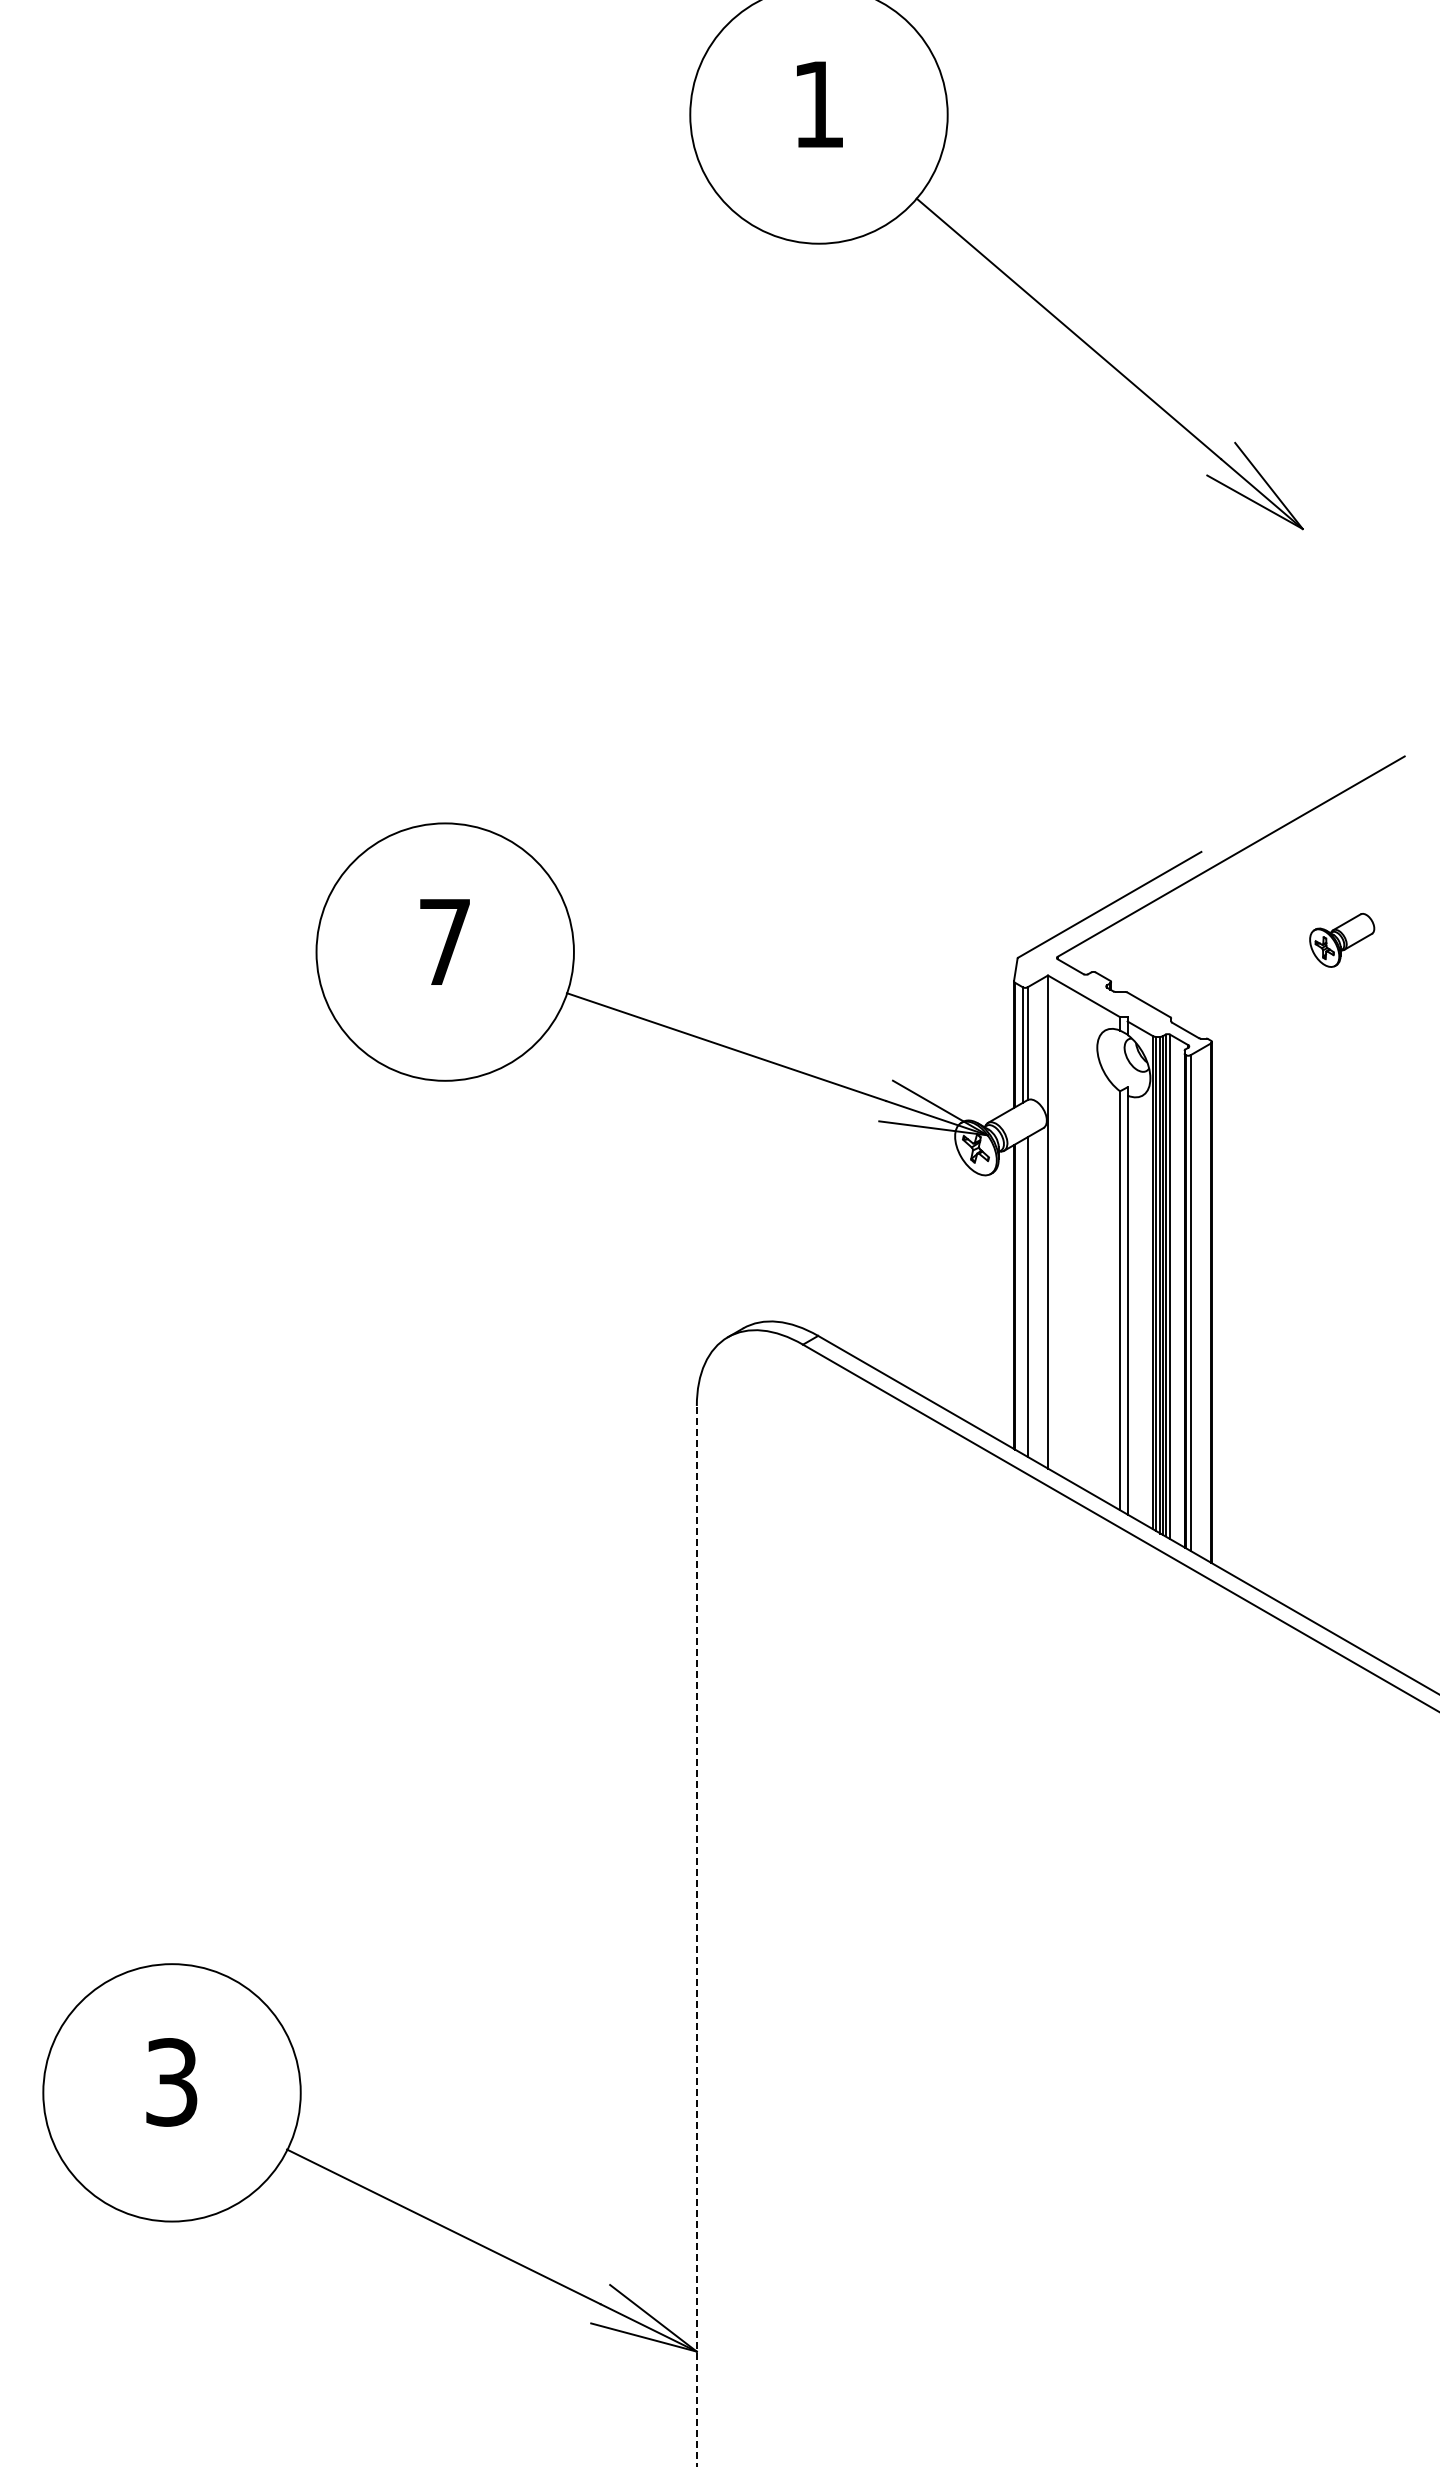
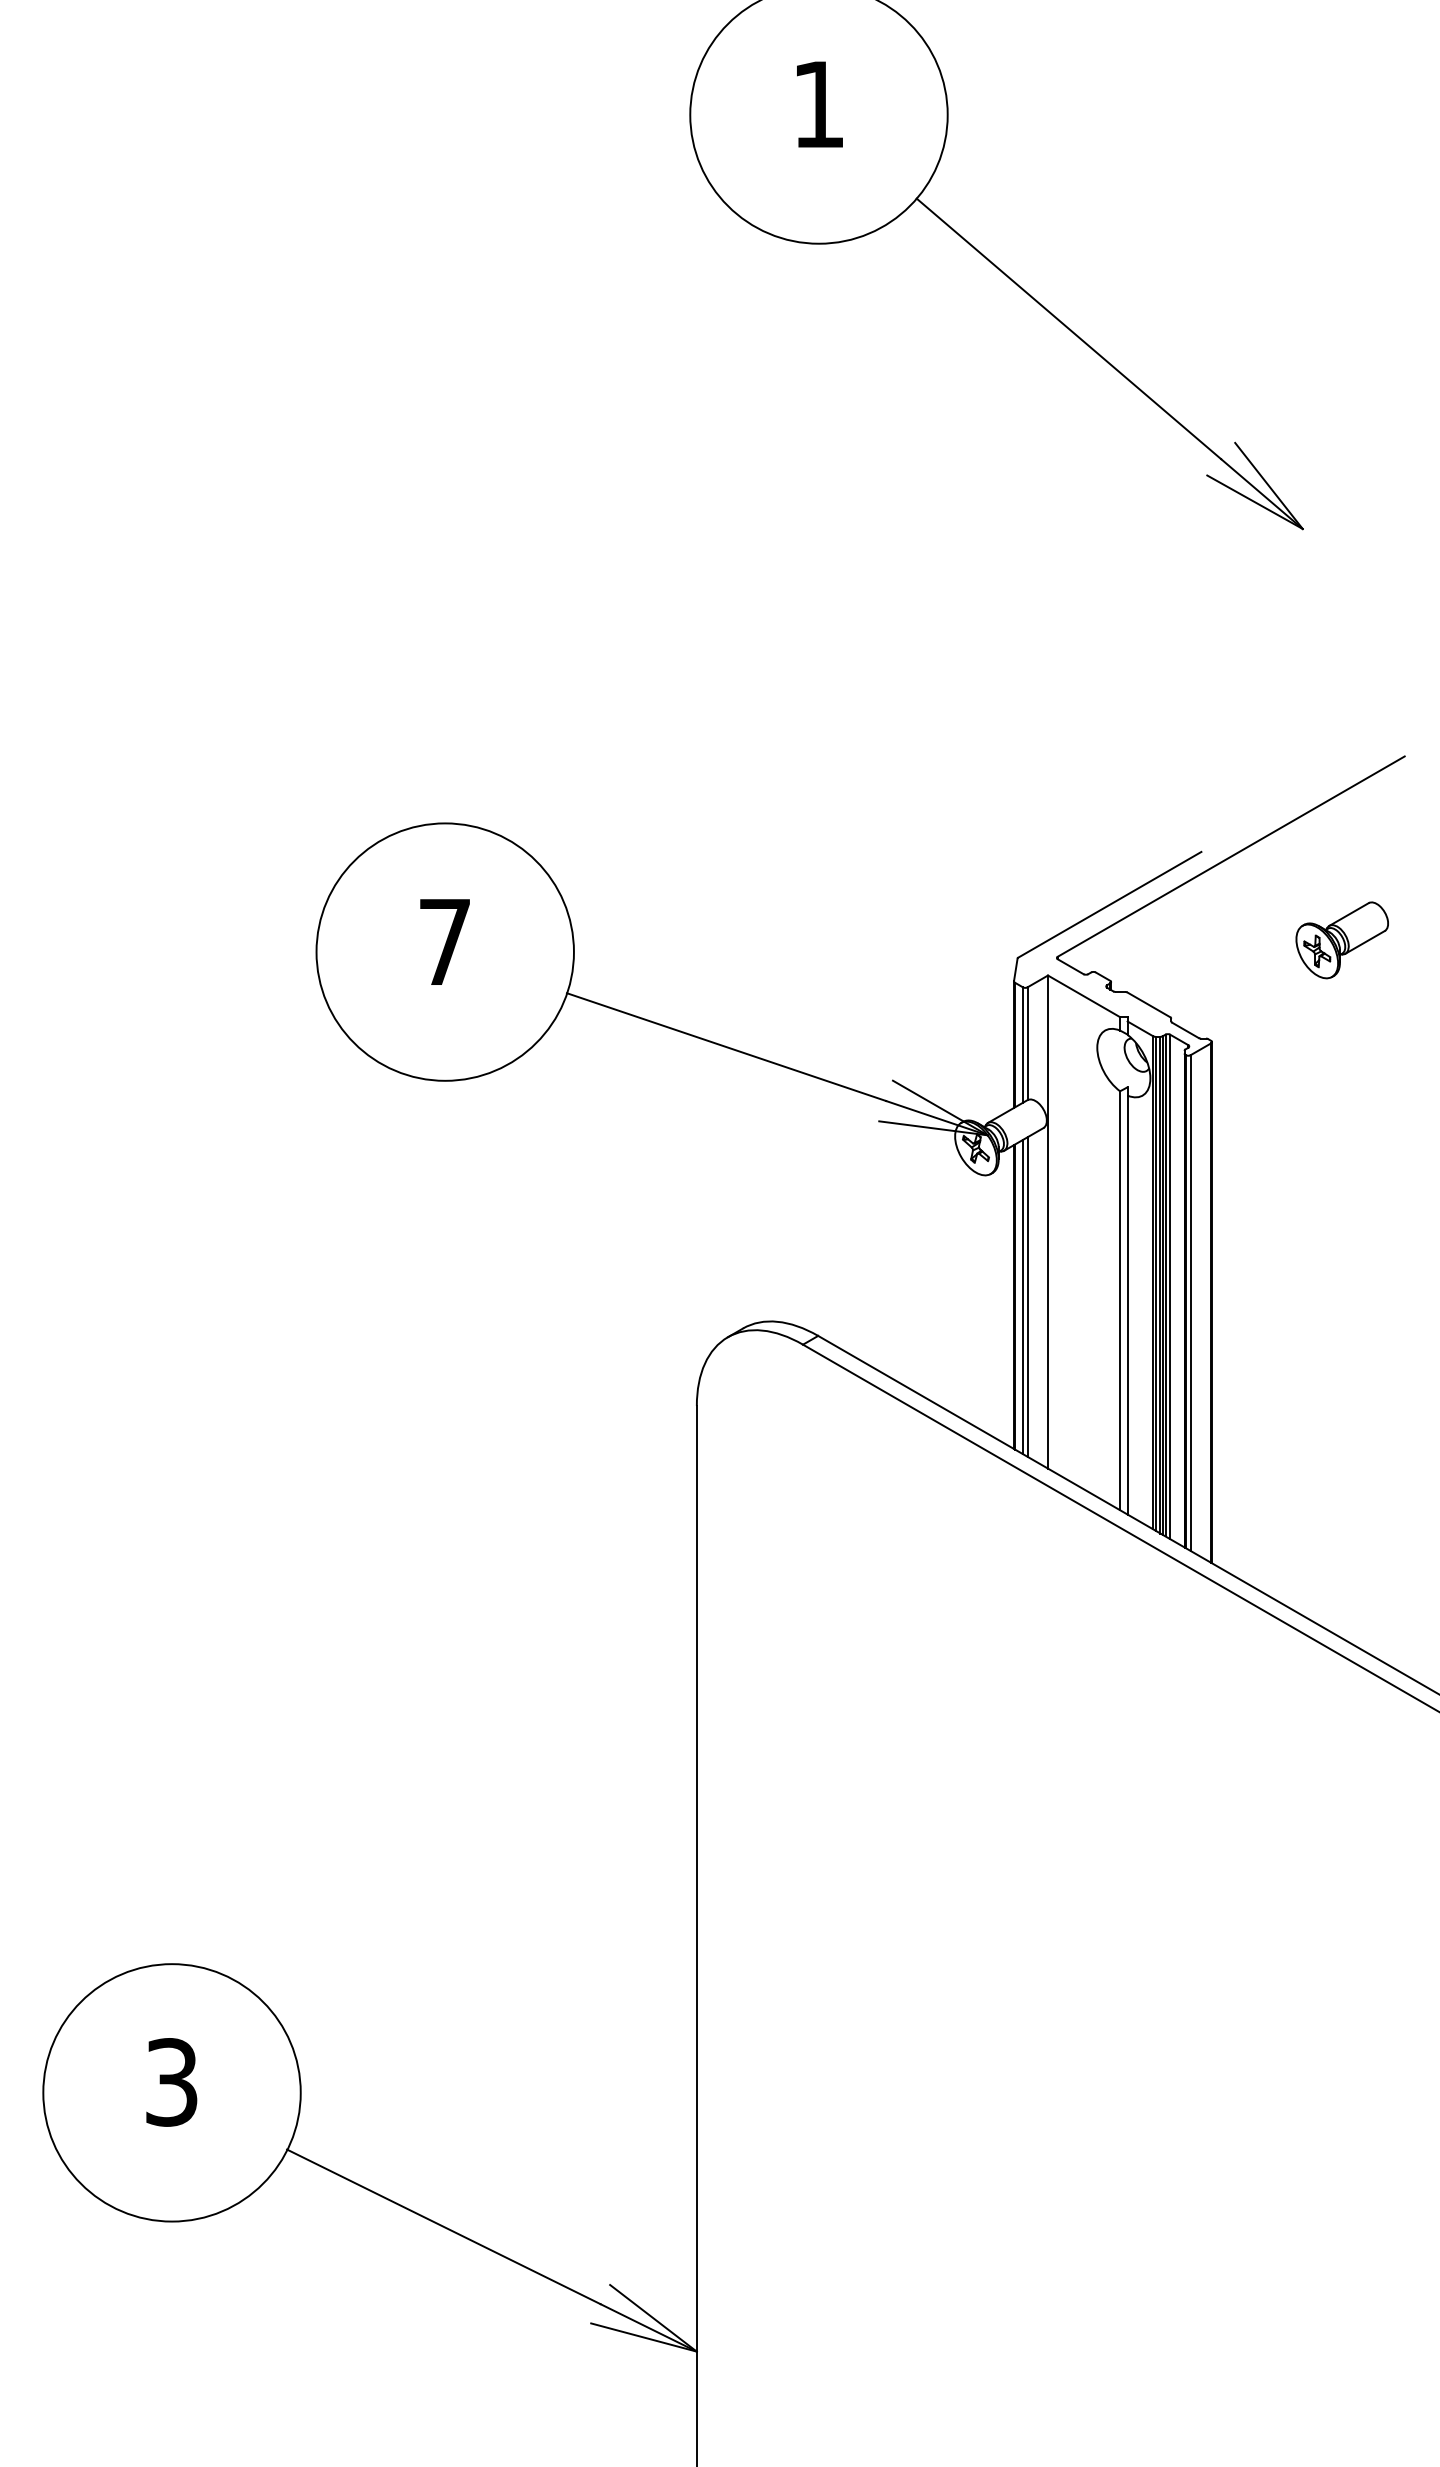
part size: 67x55 px -> 94x79 px (1341, 940)
line: none -> present (1022, 1296)
line: dashed -> solid (696, 1935)
